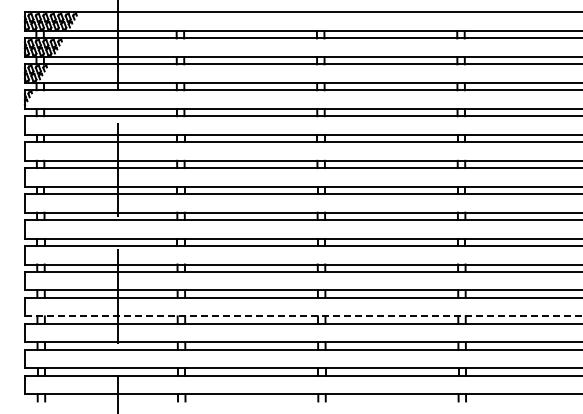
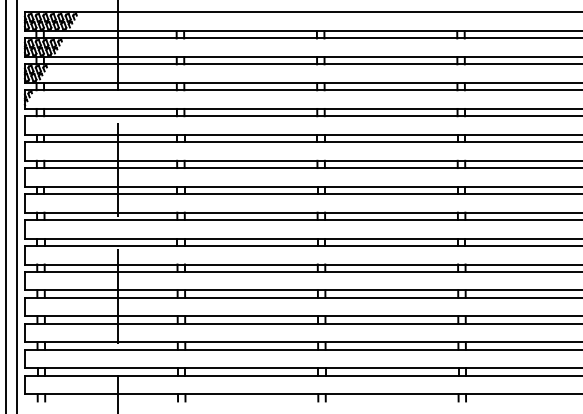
line: none -> present (6, 206)
line: none -> present (17, 206)
line: dashed -> solid (303, 316)
